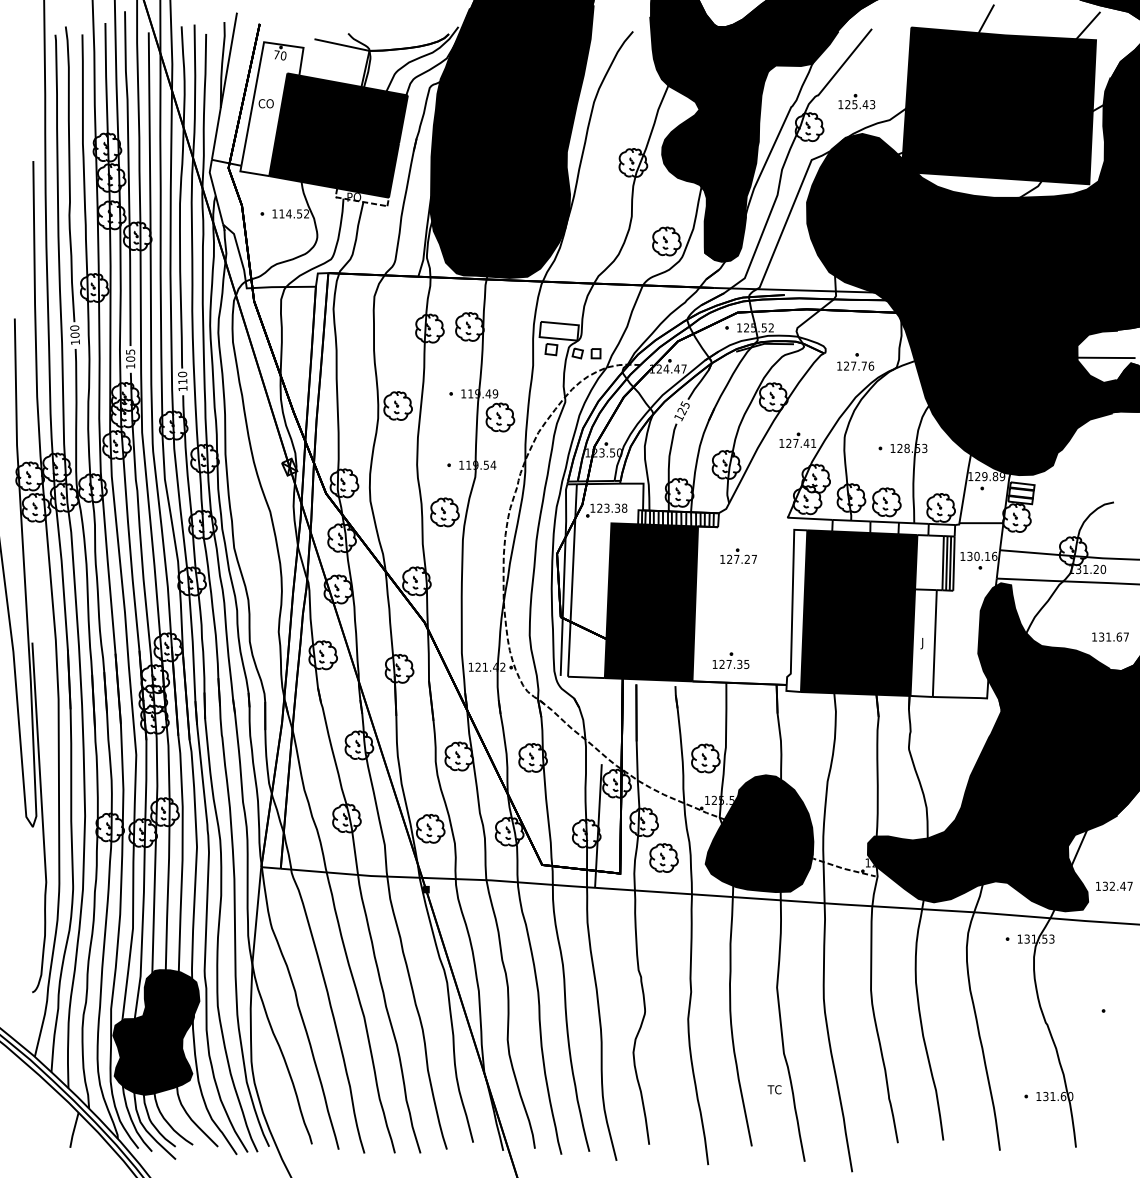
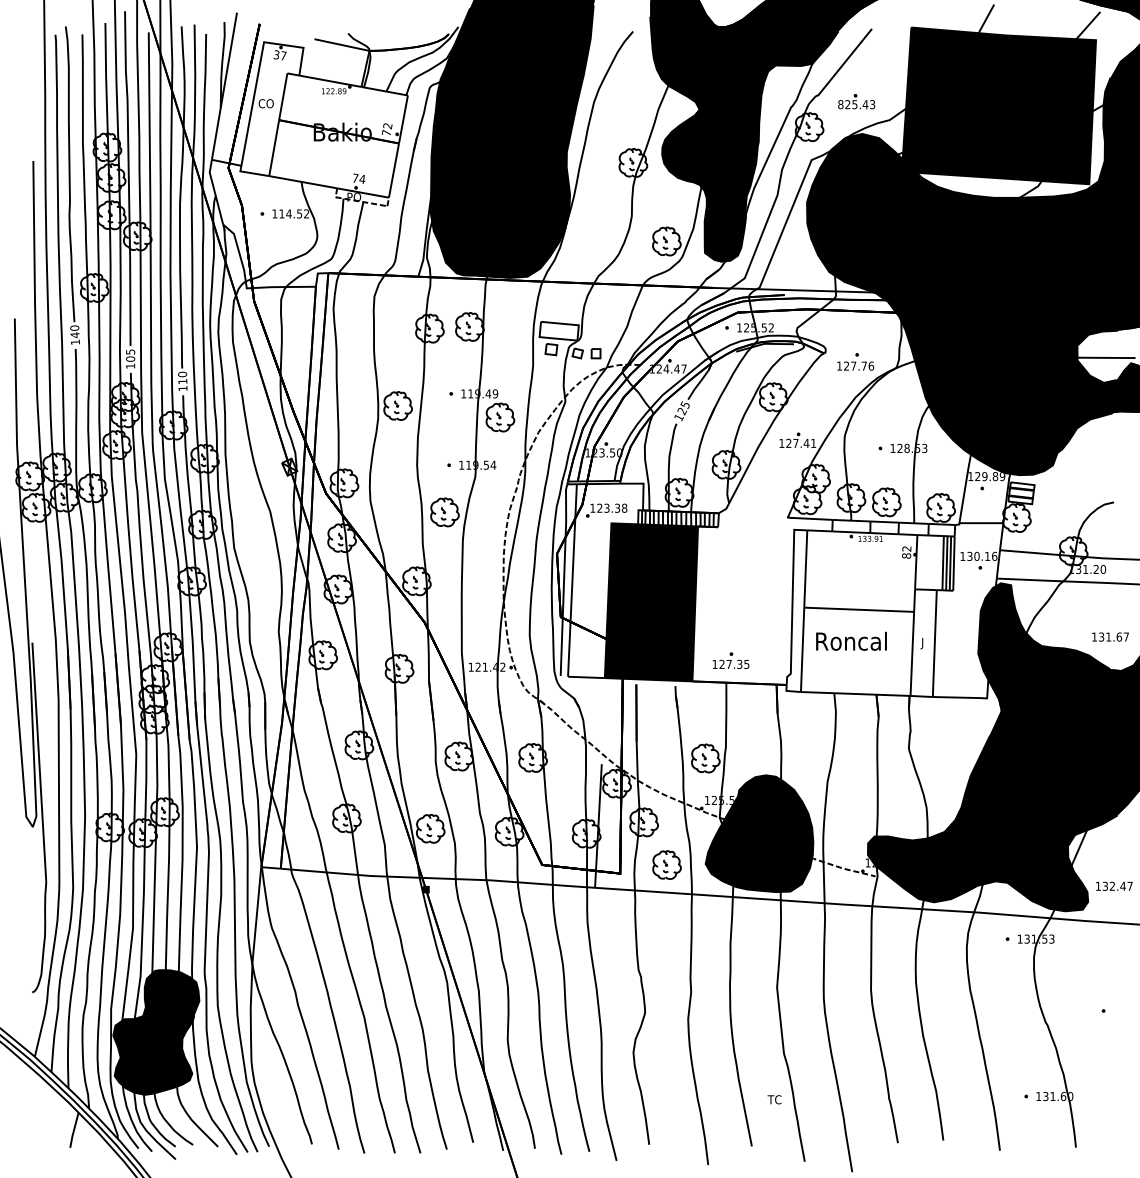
text: 70 -> 37 (279, 55)
text: 125.43 -> 825.43 (840, 104)
fill: present -> none (338, 135)
text: 100 -> 140 (74, 335)
part: present -> none (738, 555)
fill: present -> none (858, 612)
part position: (663, 857) -> (666, 864) (666, 864)
text position: (774, 1089) -> (774, 1099) (774, 1099)
